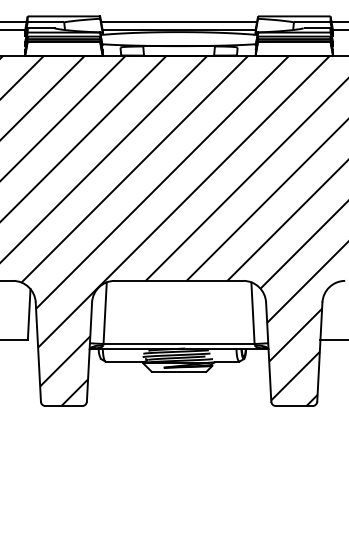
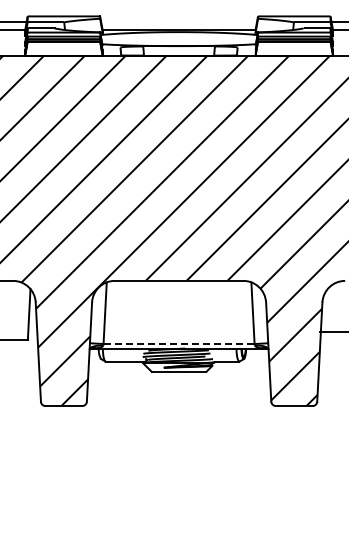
line: present -> none (179, 21)
line position: (332, 340) -> (332, 332) (332, 332)
line: solid -> dashed (179, 344)
